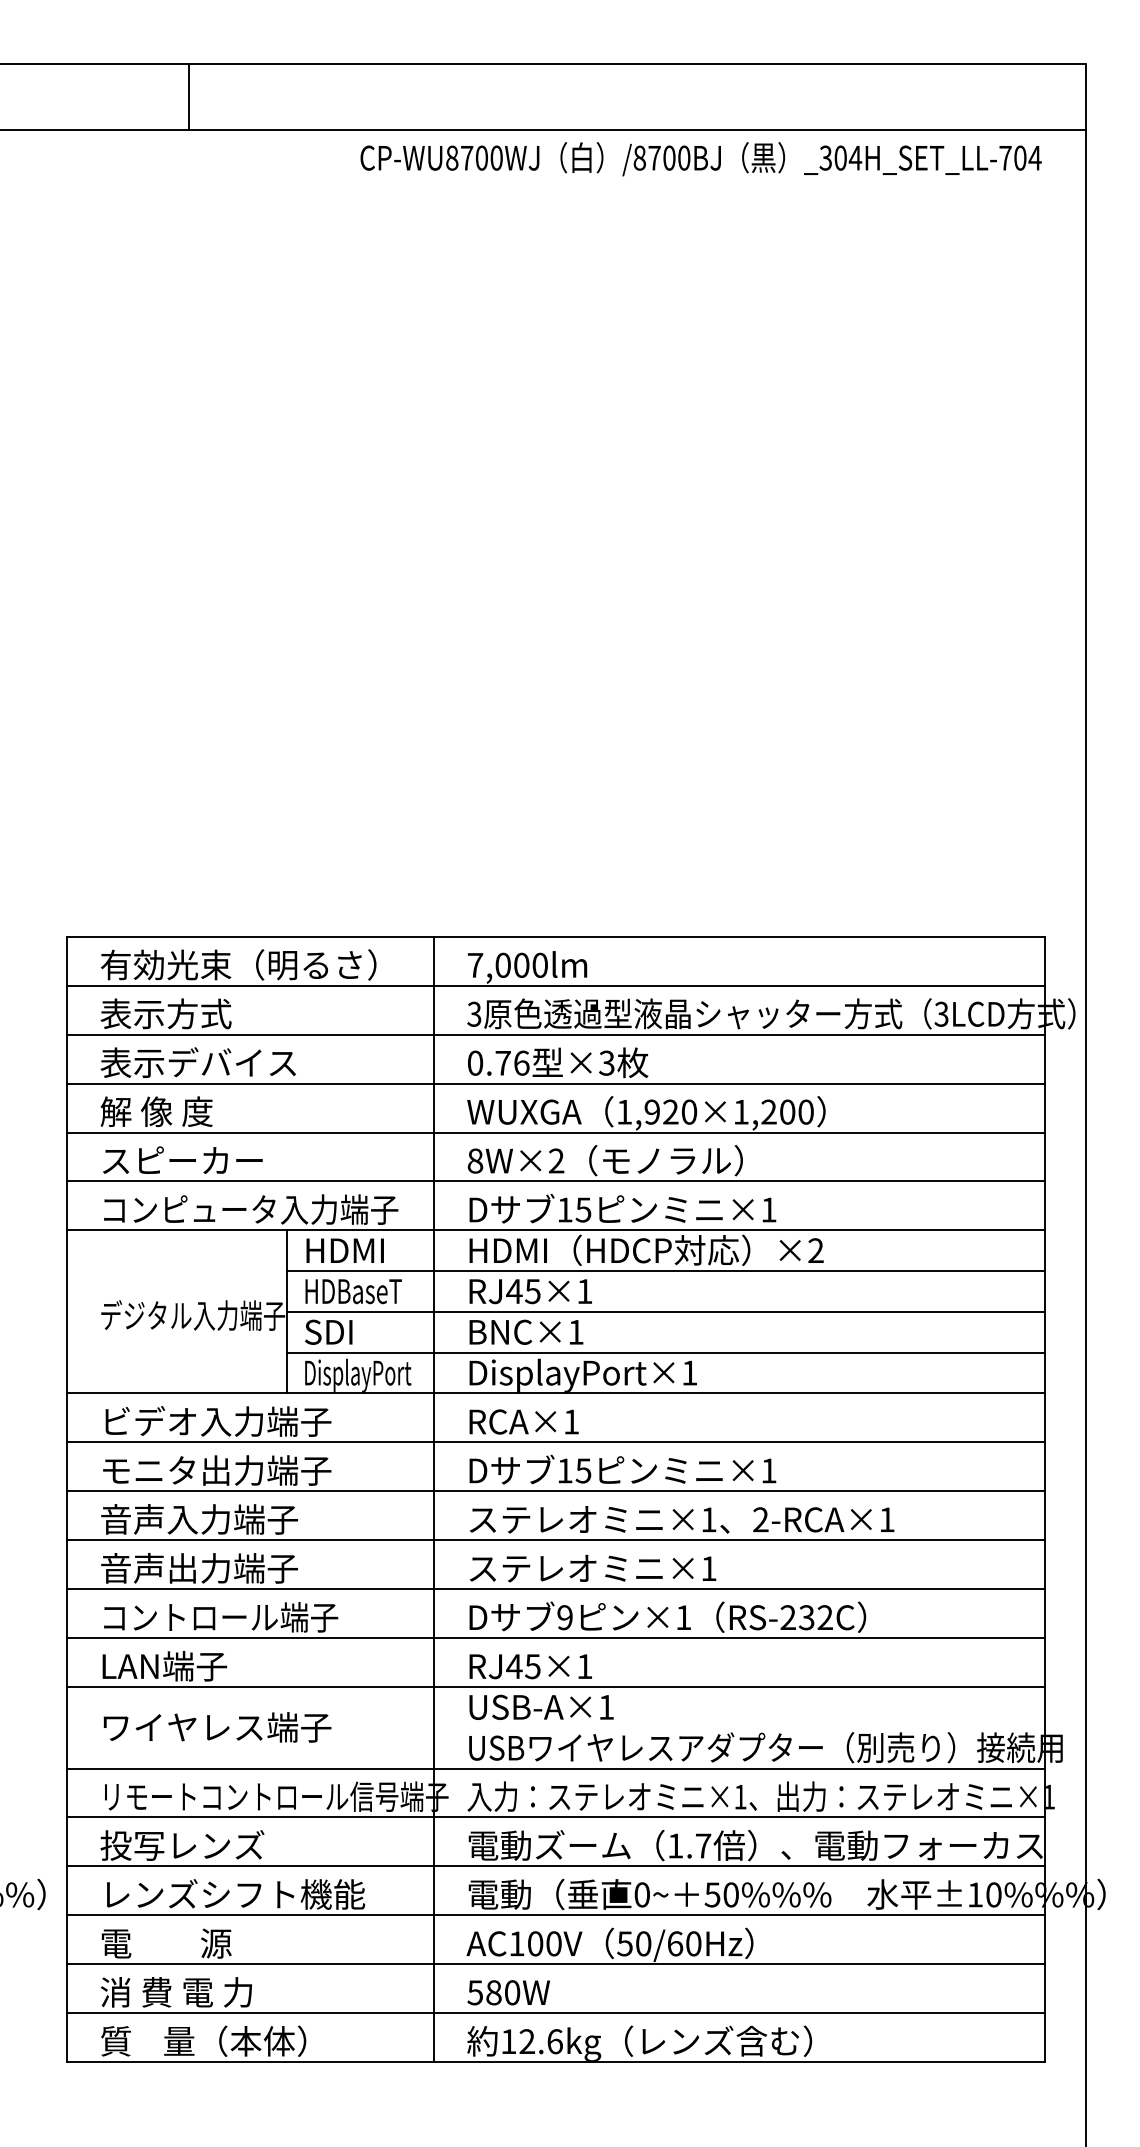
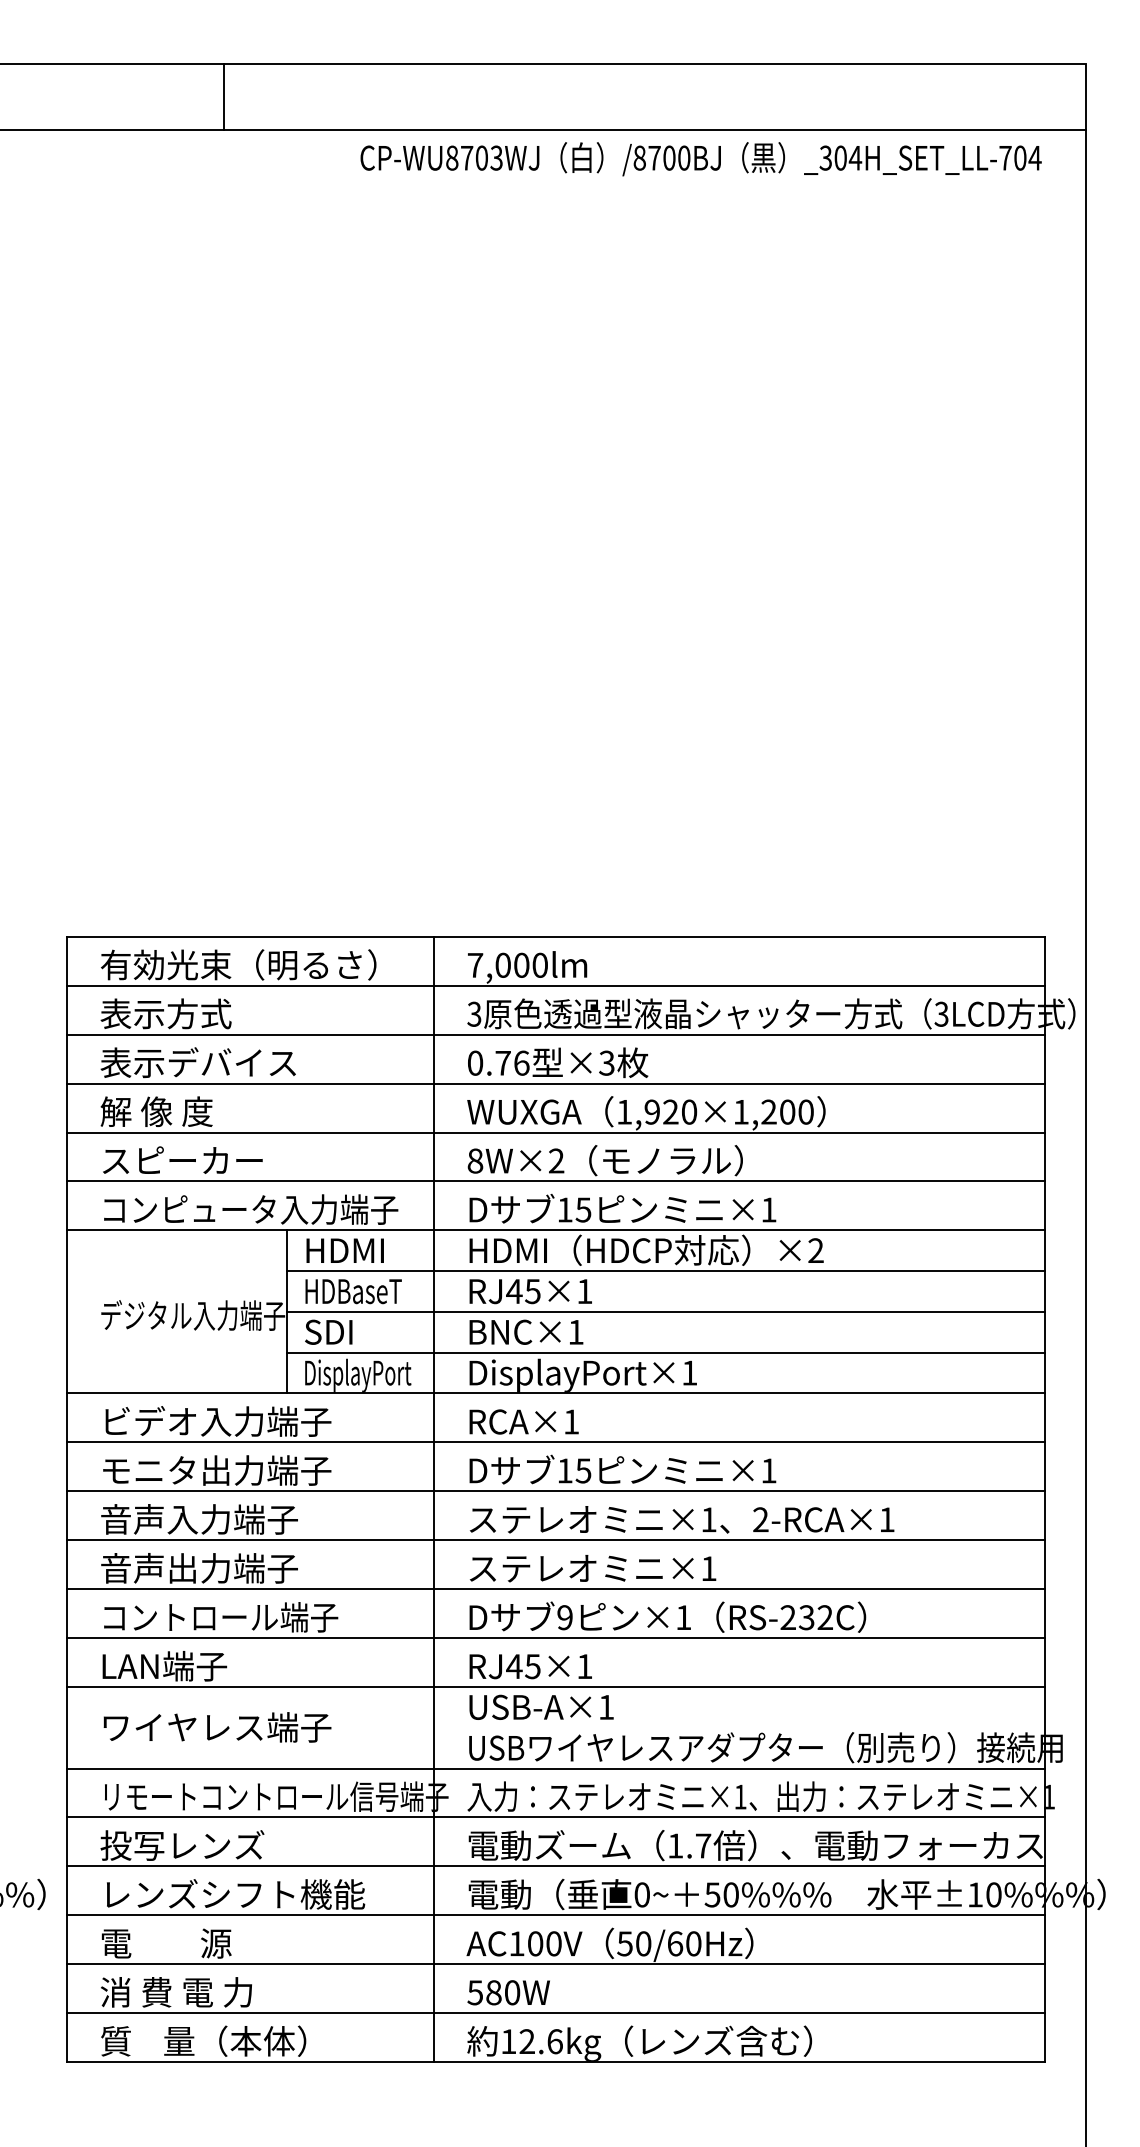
line position: (189, 96) -> (224, 96) (224, 96)
text: CP-WU8700WJ -> CP-WU8703WJ (496, 157)
